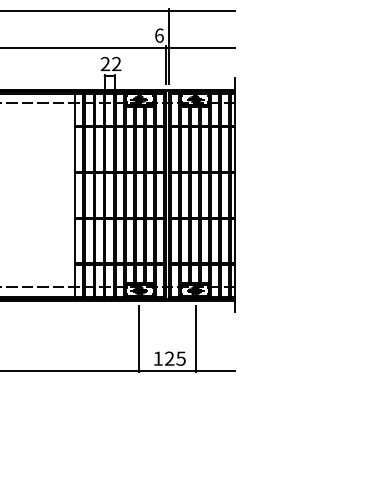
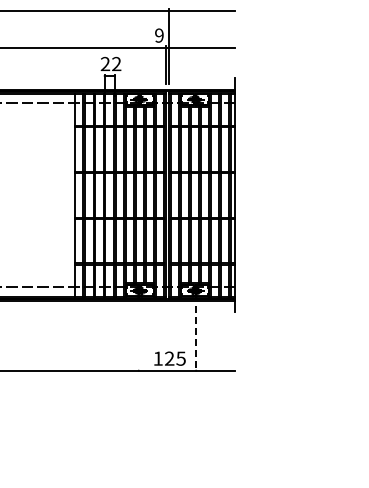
text: 6 -> 9 (159, 35)
line: present -> none (138, 338)
line: solid -> dashed (196, 339)
